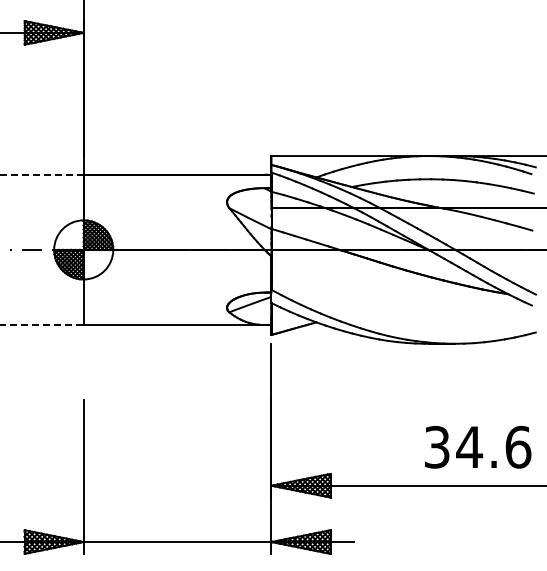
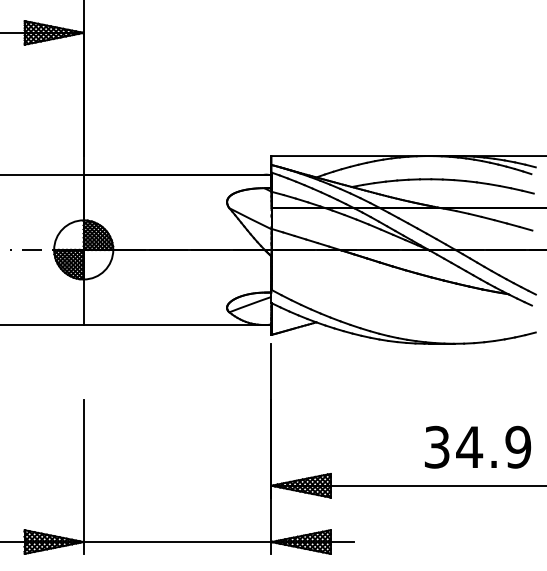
line: dashed -> solid (41, 174)
line: dashed -> solid (42, 325)
text: 34.6 -> 34.9 (518, 446)
